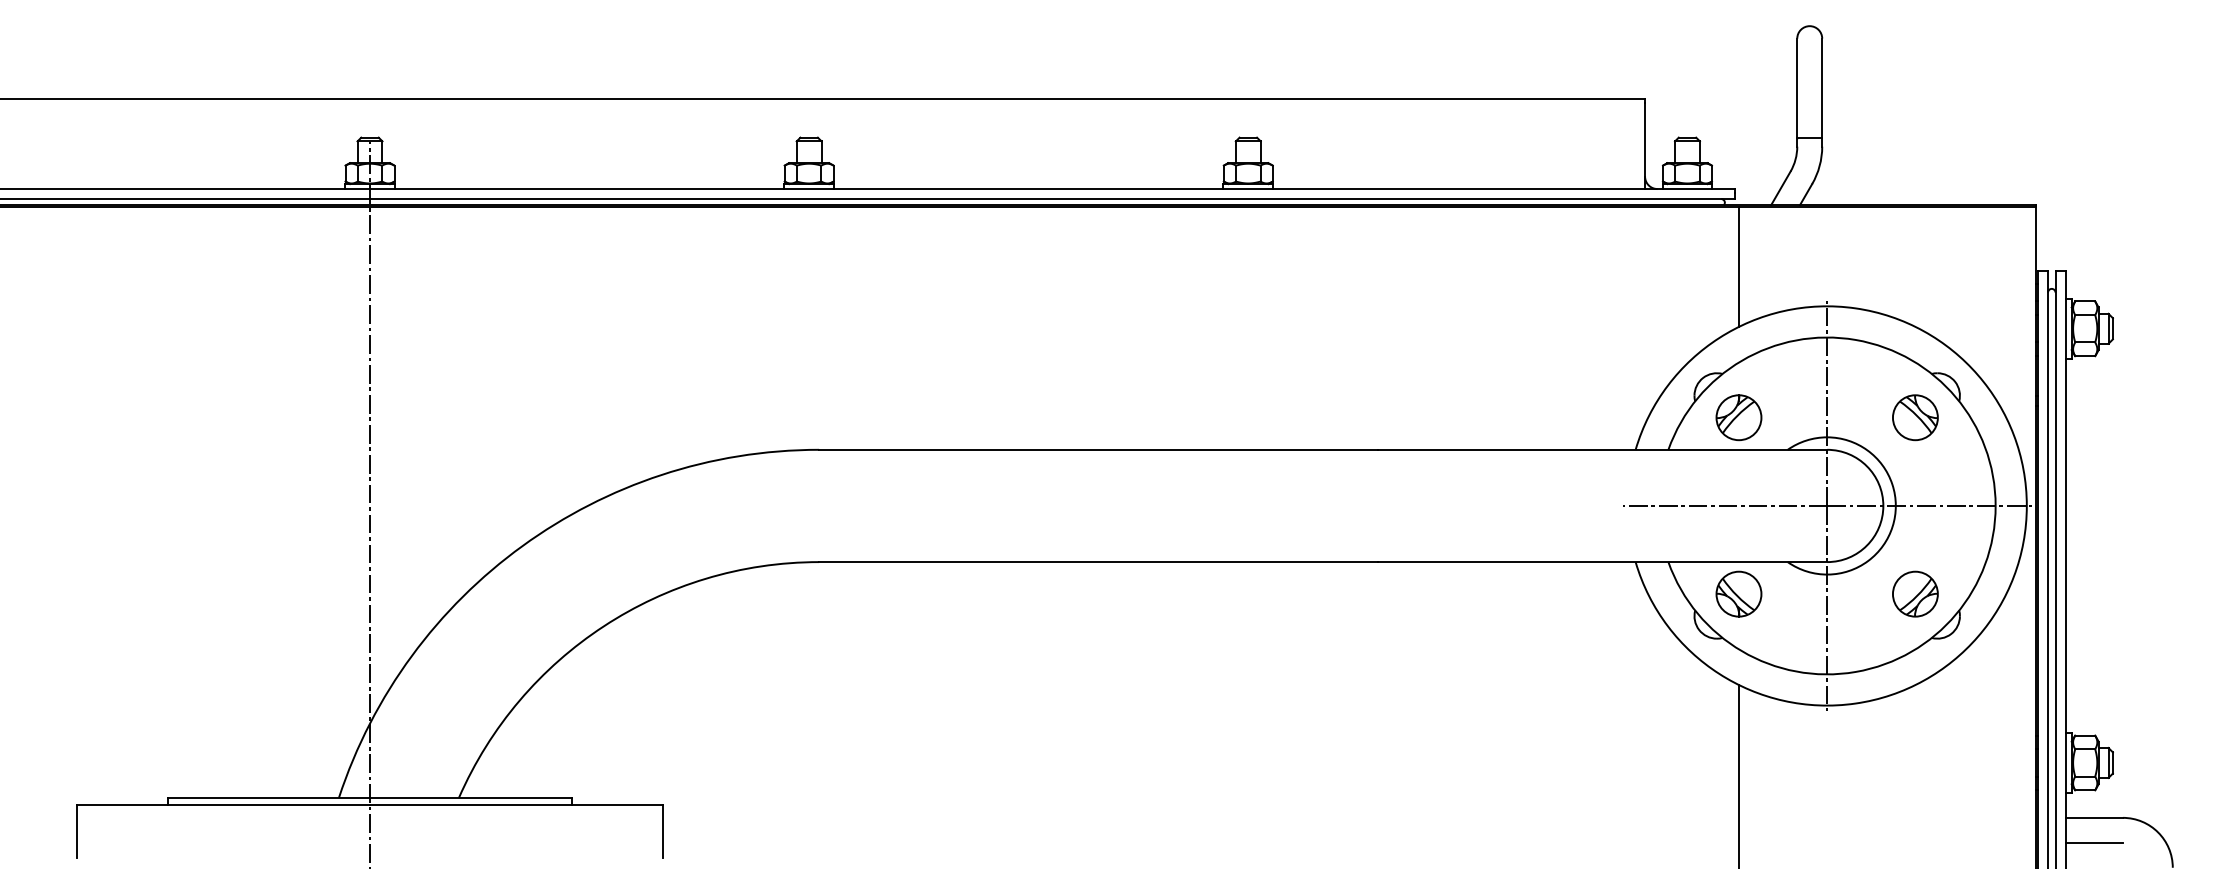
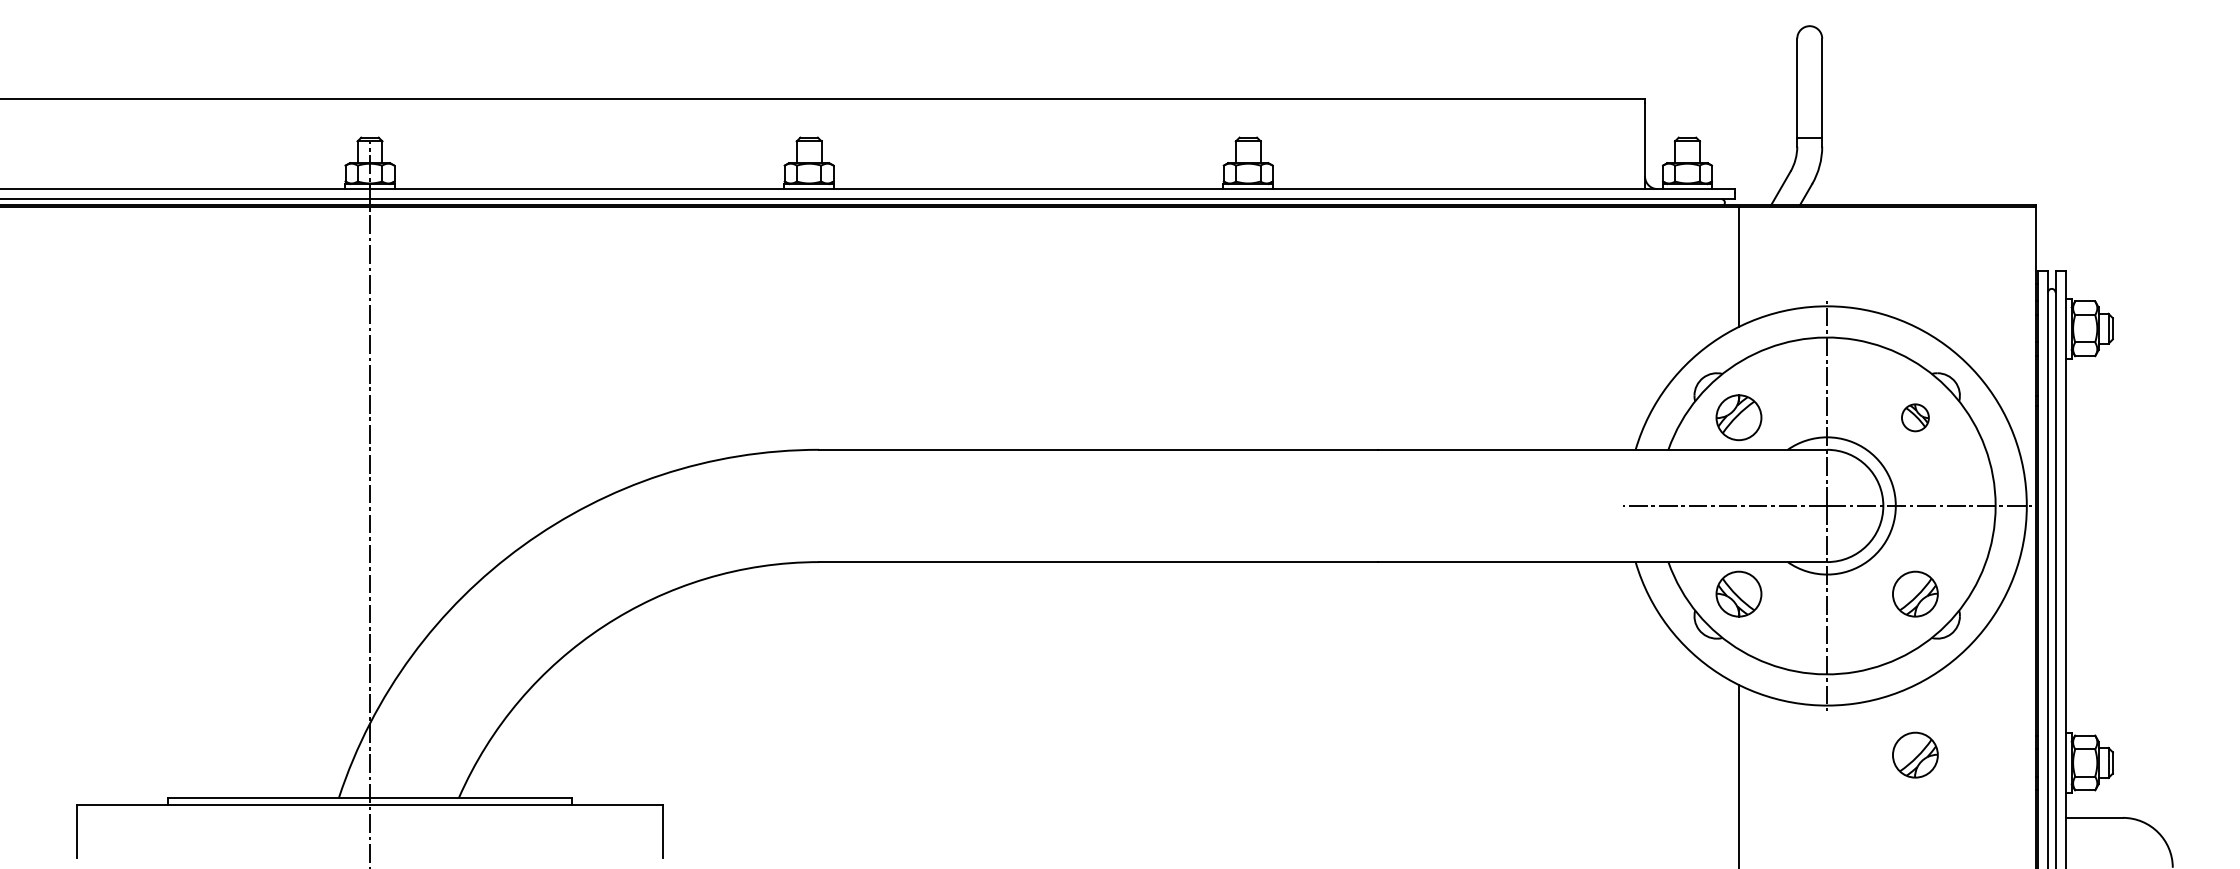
part size: 47x48 px -> 29x30 px (1915, 417)
part: none -> present (1915, 754)
line: present -> none (2093, 842)
